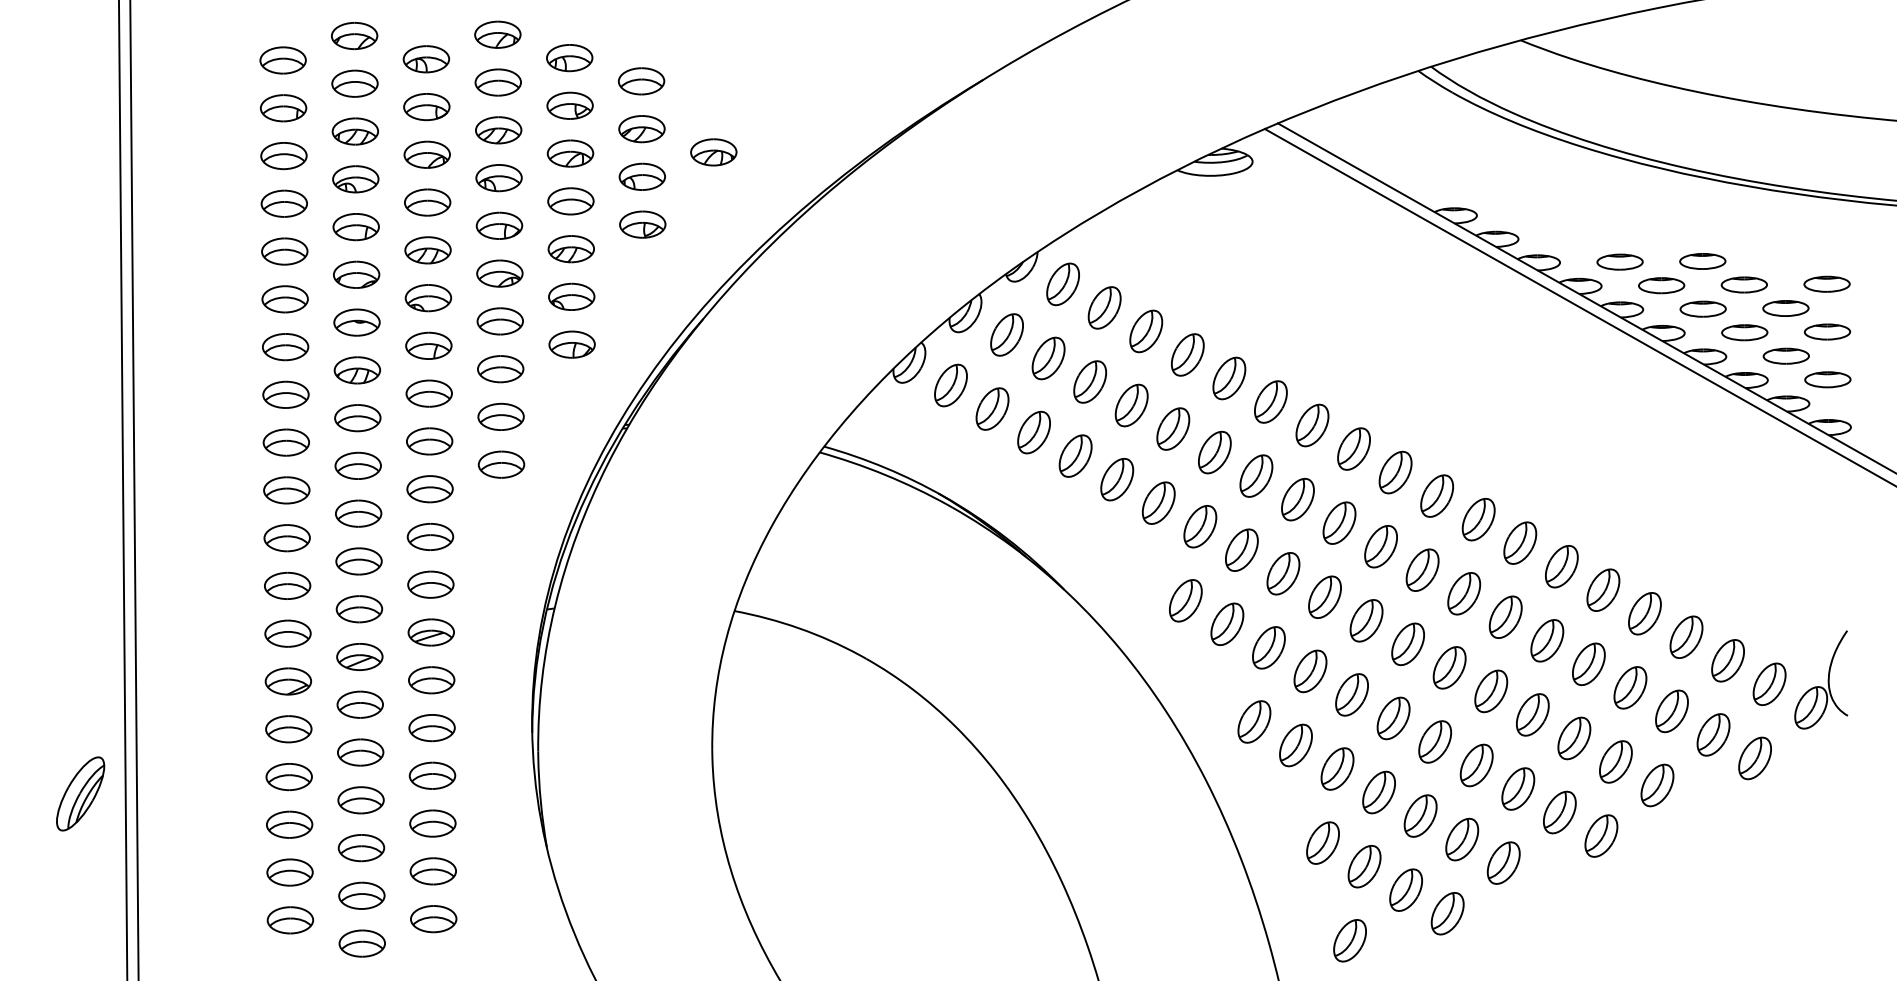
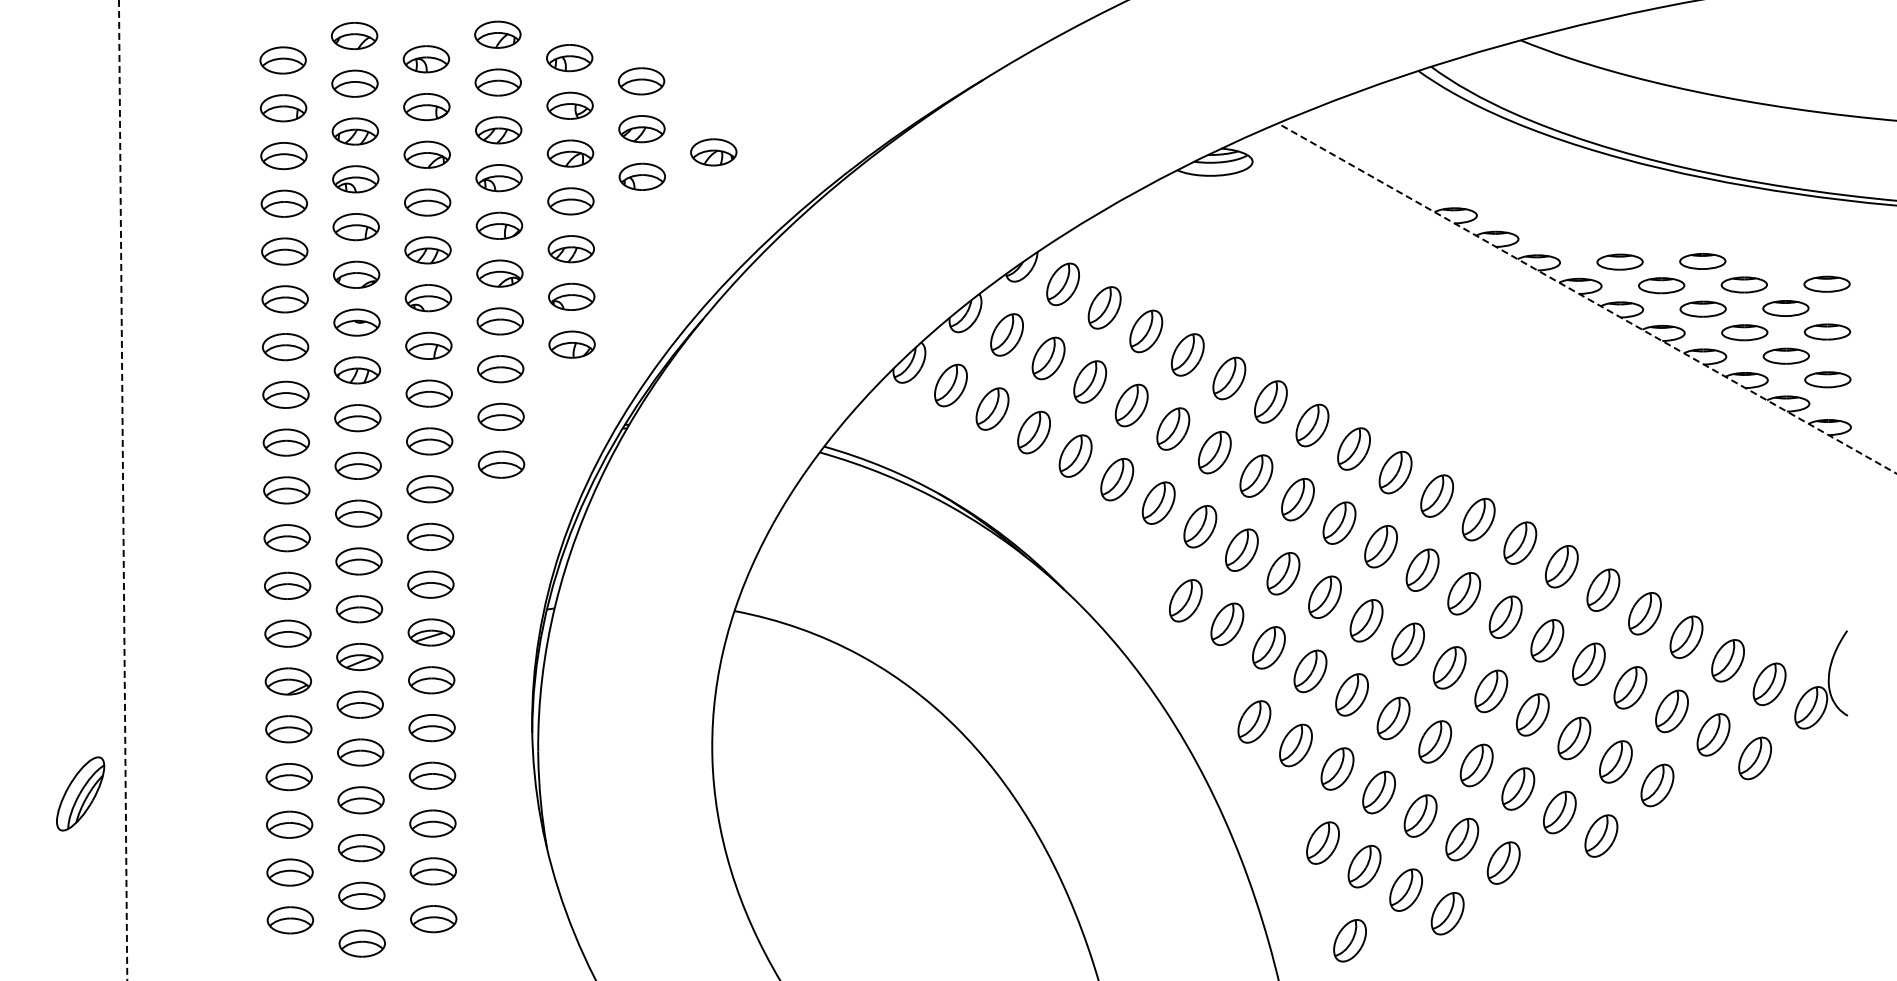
part: present -> none (642, 224)
line: solid -> dashed (1586, 298)
line: present -> none (1578, 306)
line: present -> none (134, 489)
line: solid -> dashed (123, 490)
